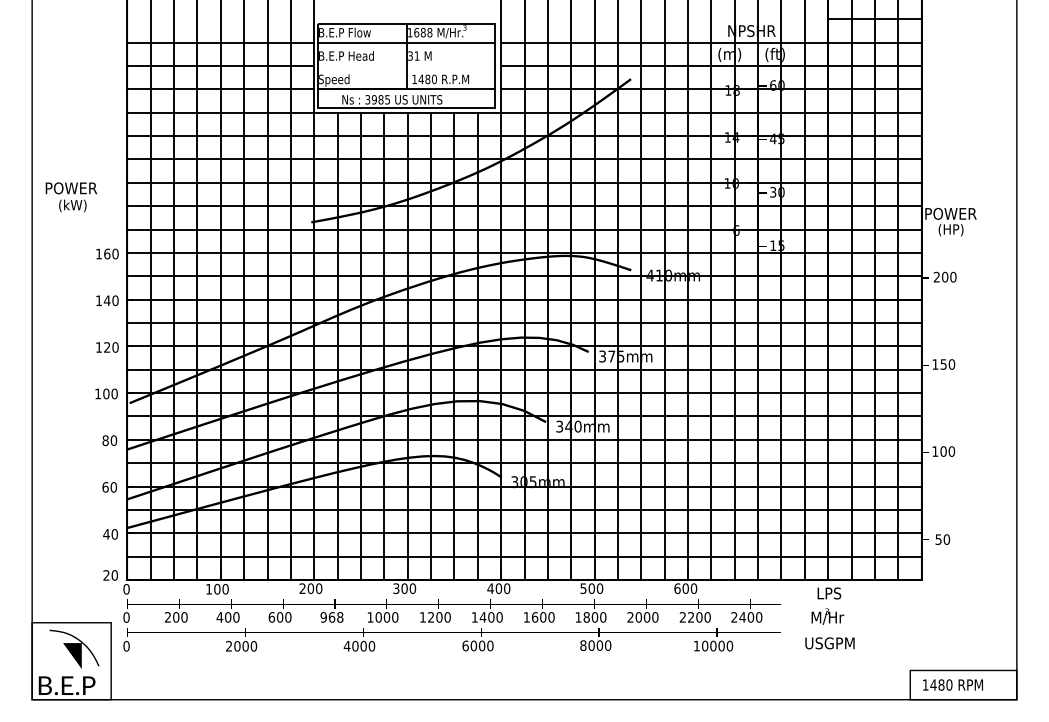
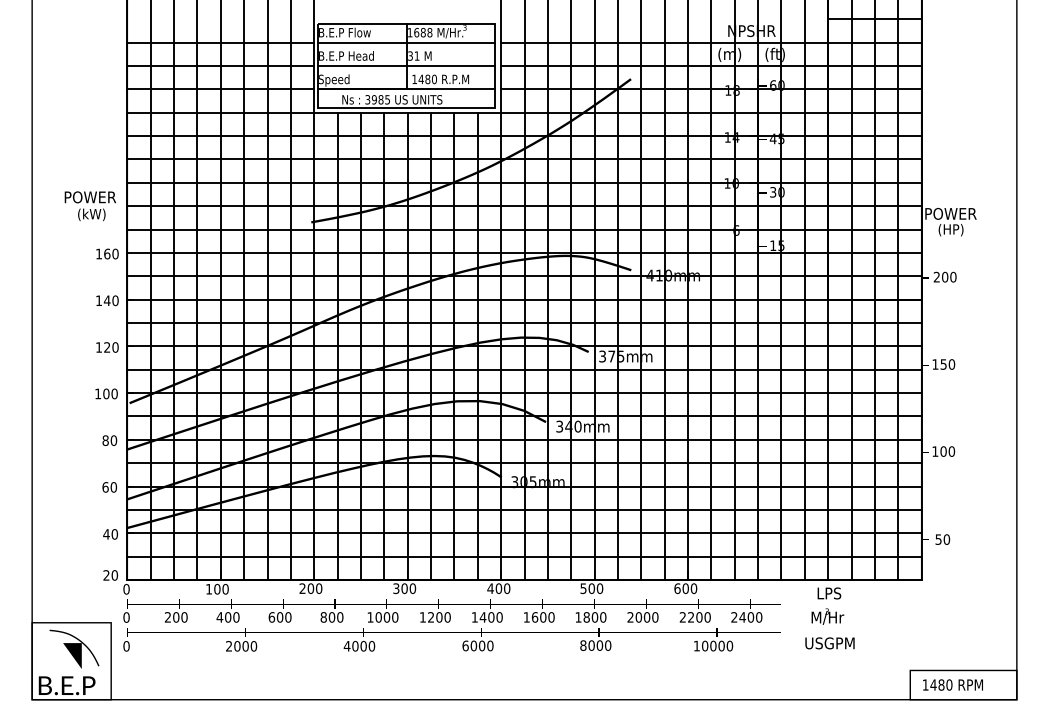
line: none -> present (406, 65)
text position: (70, 197) -> (89, 206) (89, 206)
text: 968 -> 800 (331, 617)
